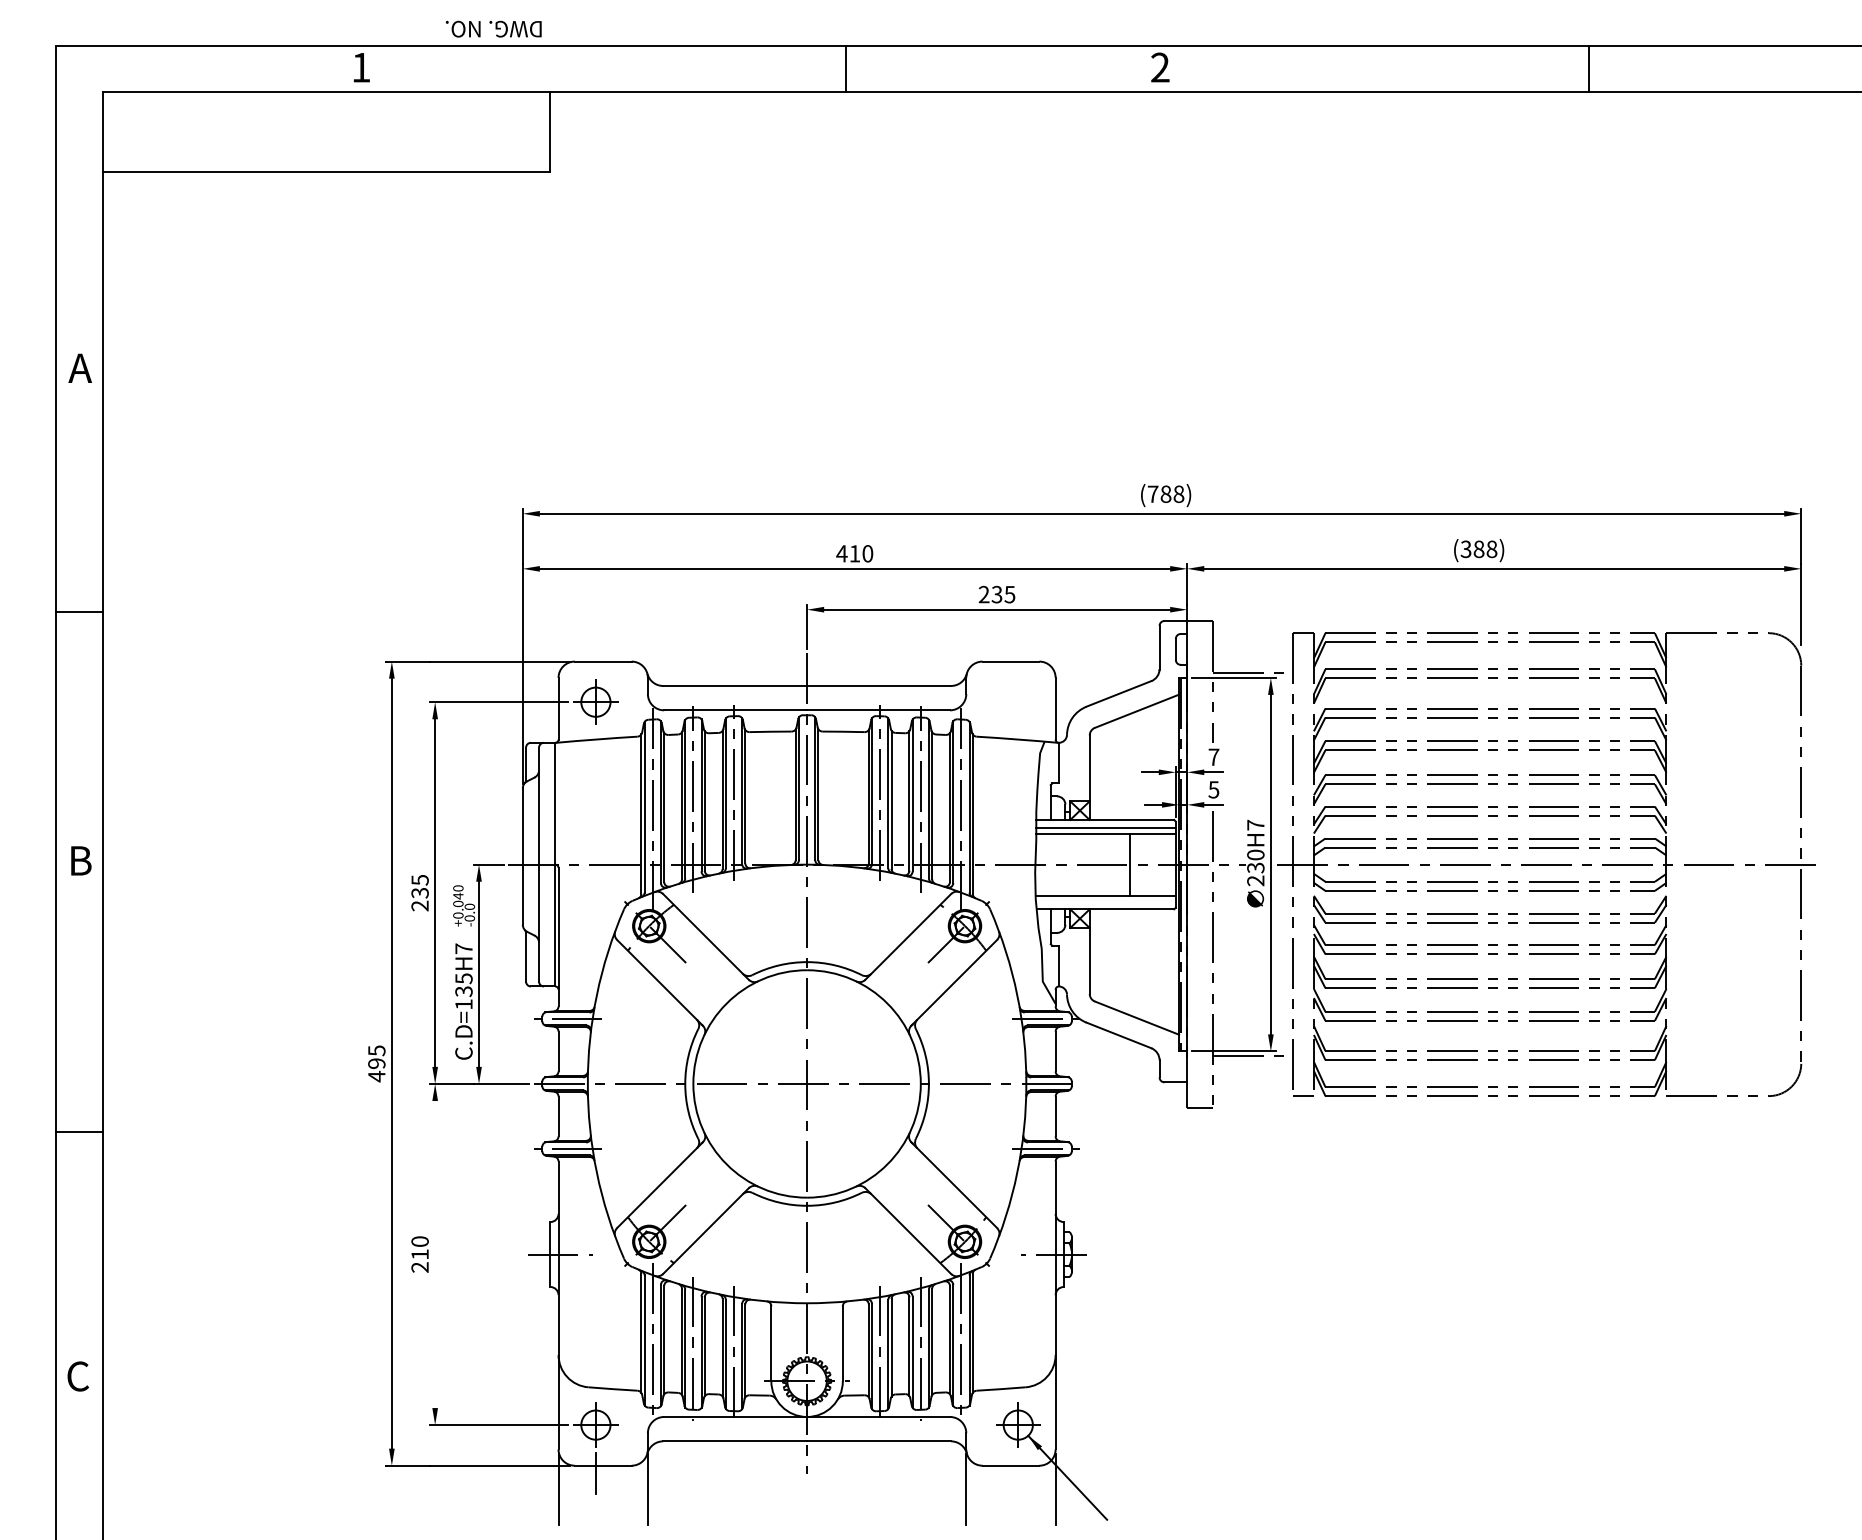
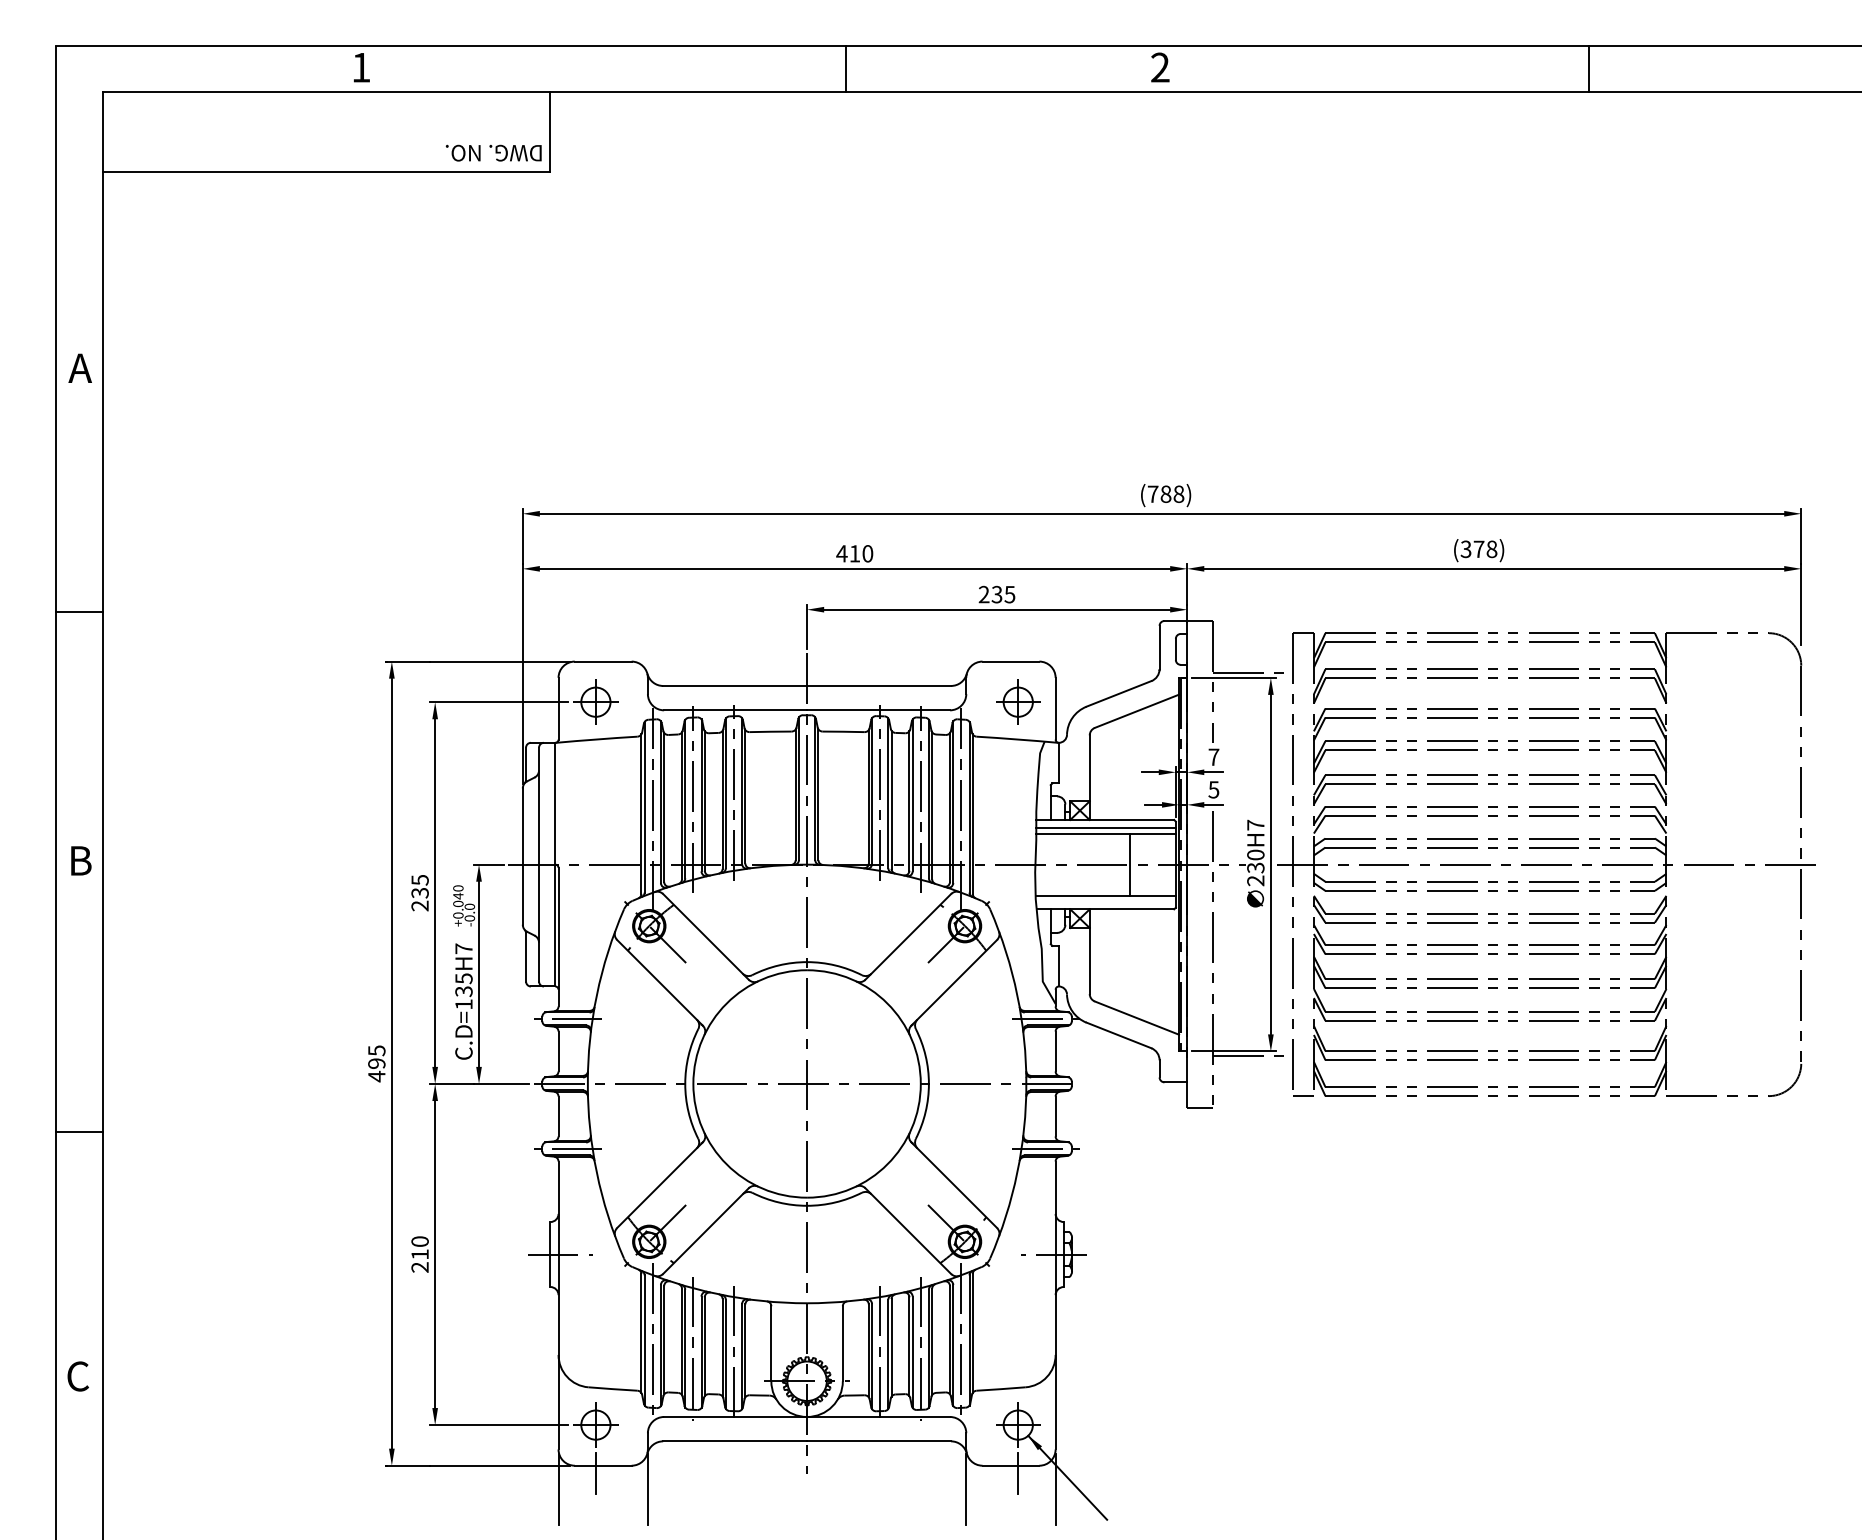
text position: (493, 28) -> (493, 152) (493, 152)
text: (388) -> (378) (1478, 549)
part: none -> present (1018, 701)
line: none -> present (435, 1254)
line: none -> present (1018, 1472)
